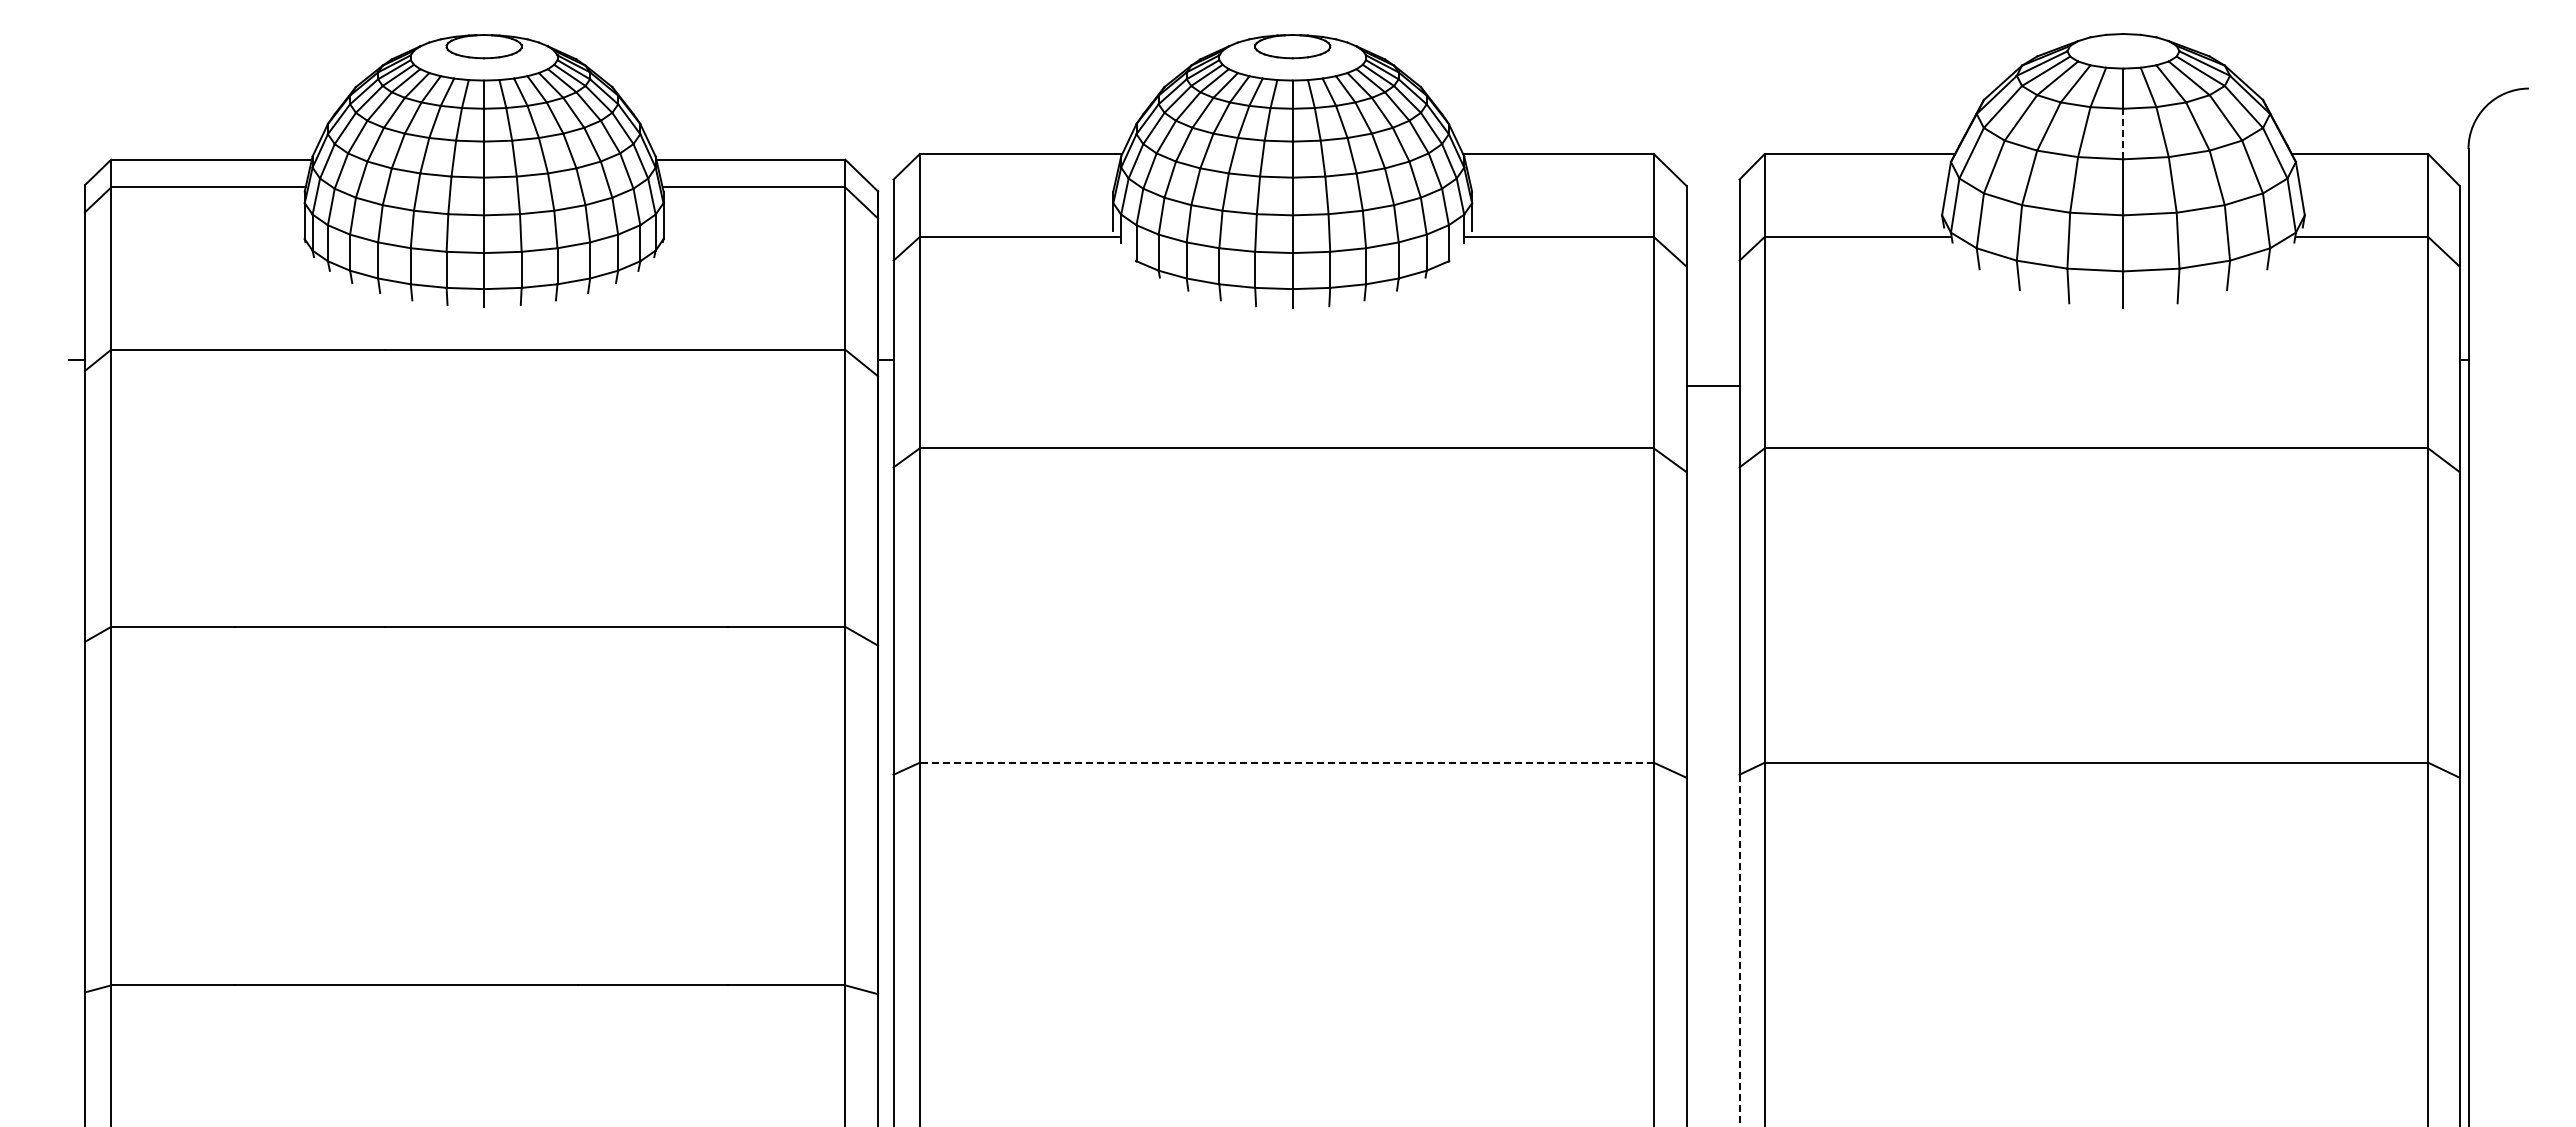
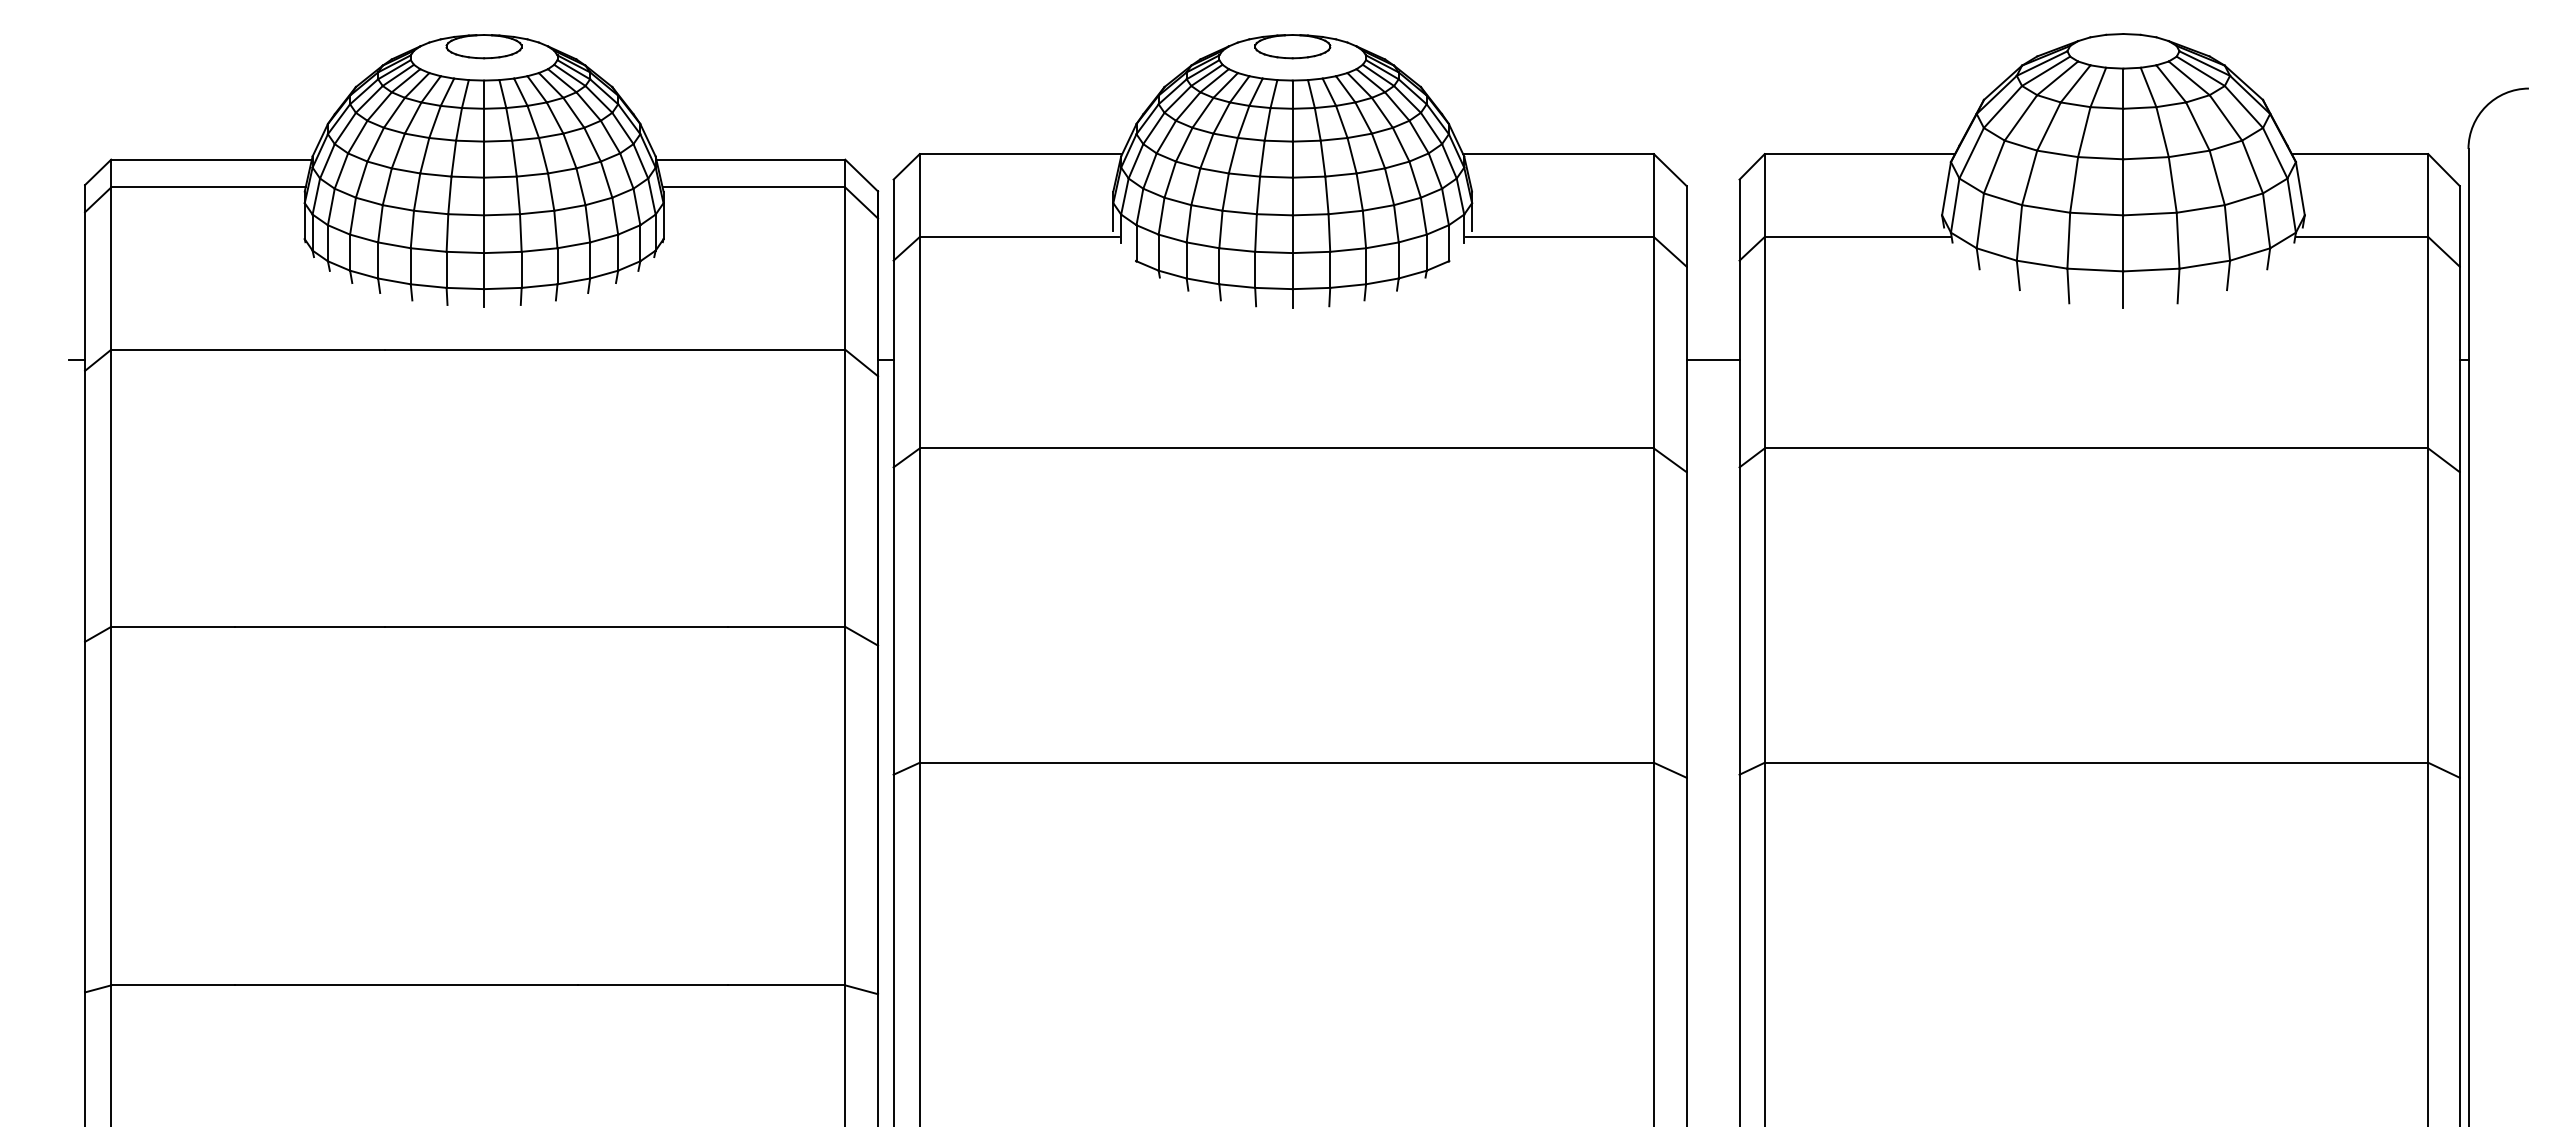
line: dashed -> solid (2123, 133)
line position: (1712, 386) -> (1712, 360) (1712, 360)
line: dashed -> solid (1286, 762)
line: dashed -> solid (1739, 950)
